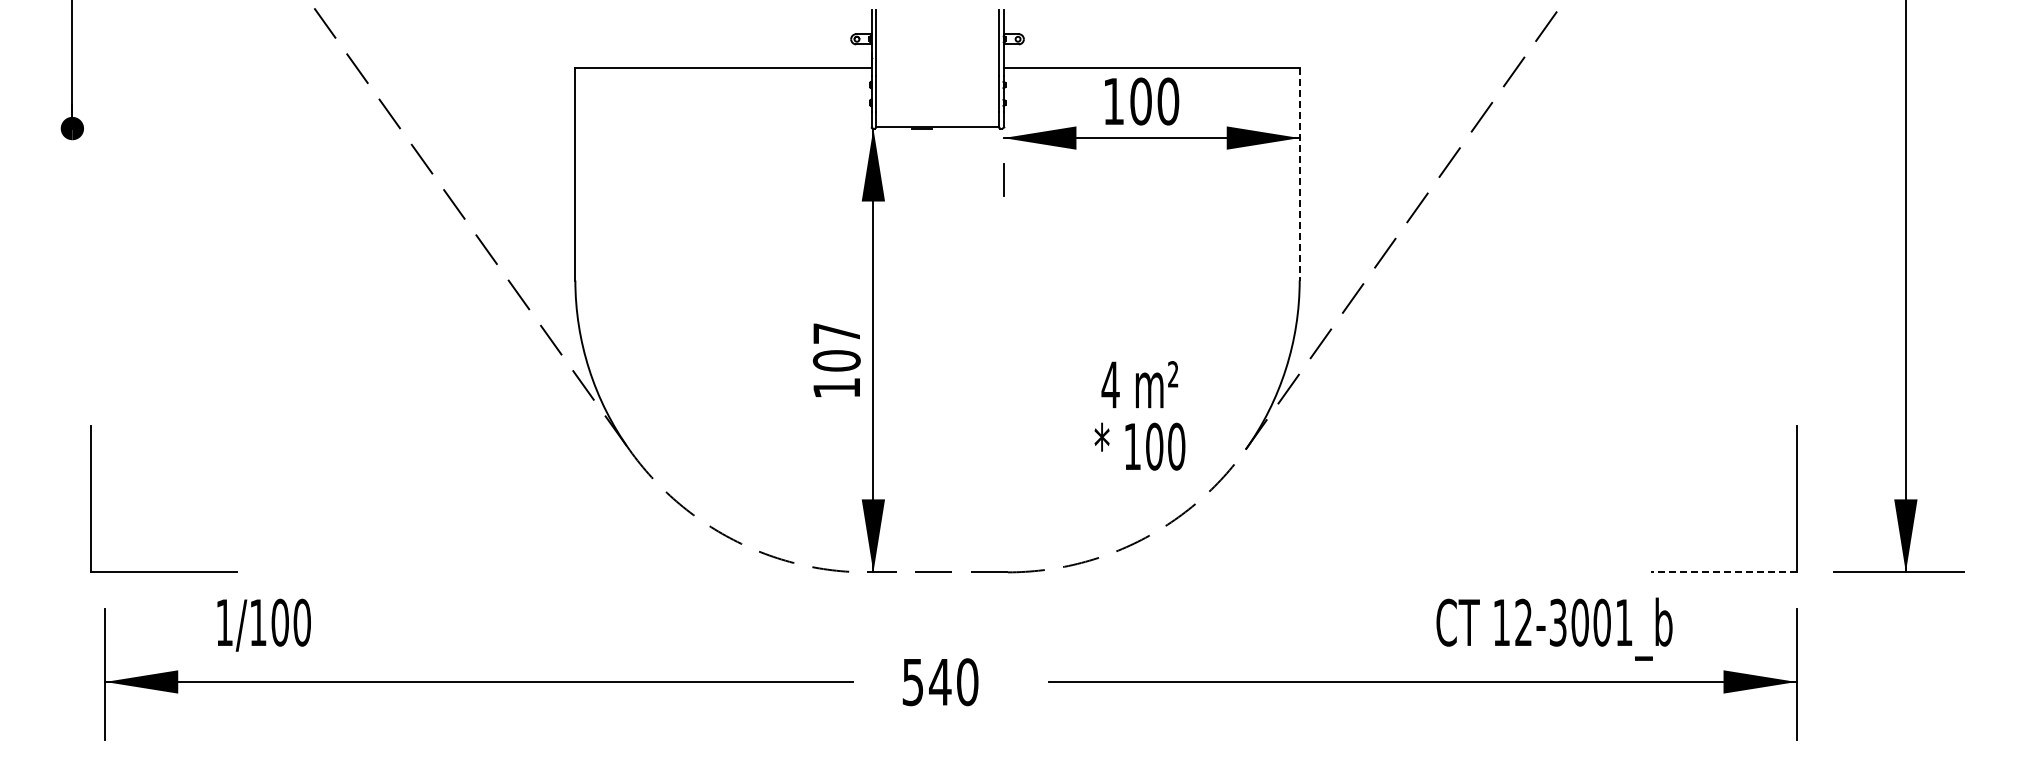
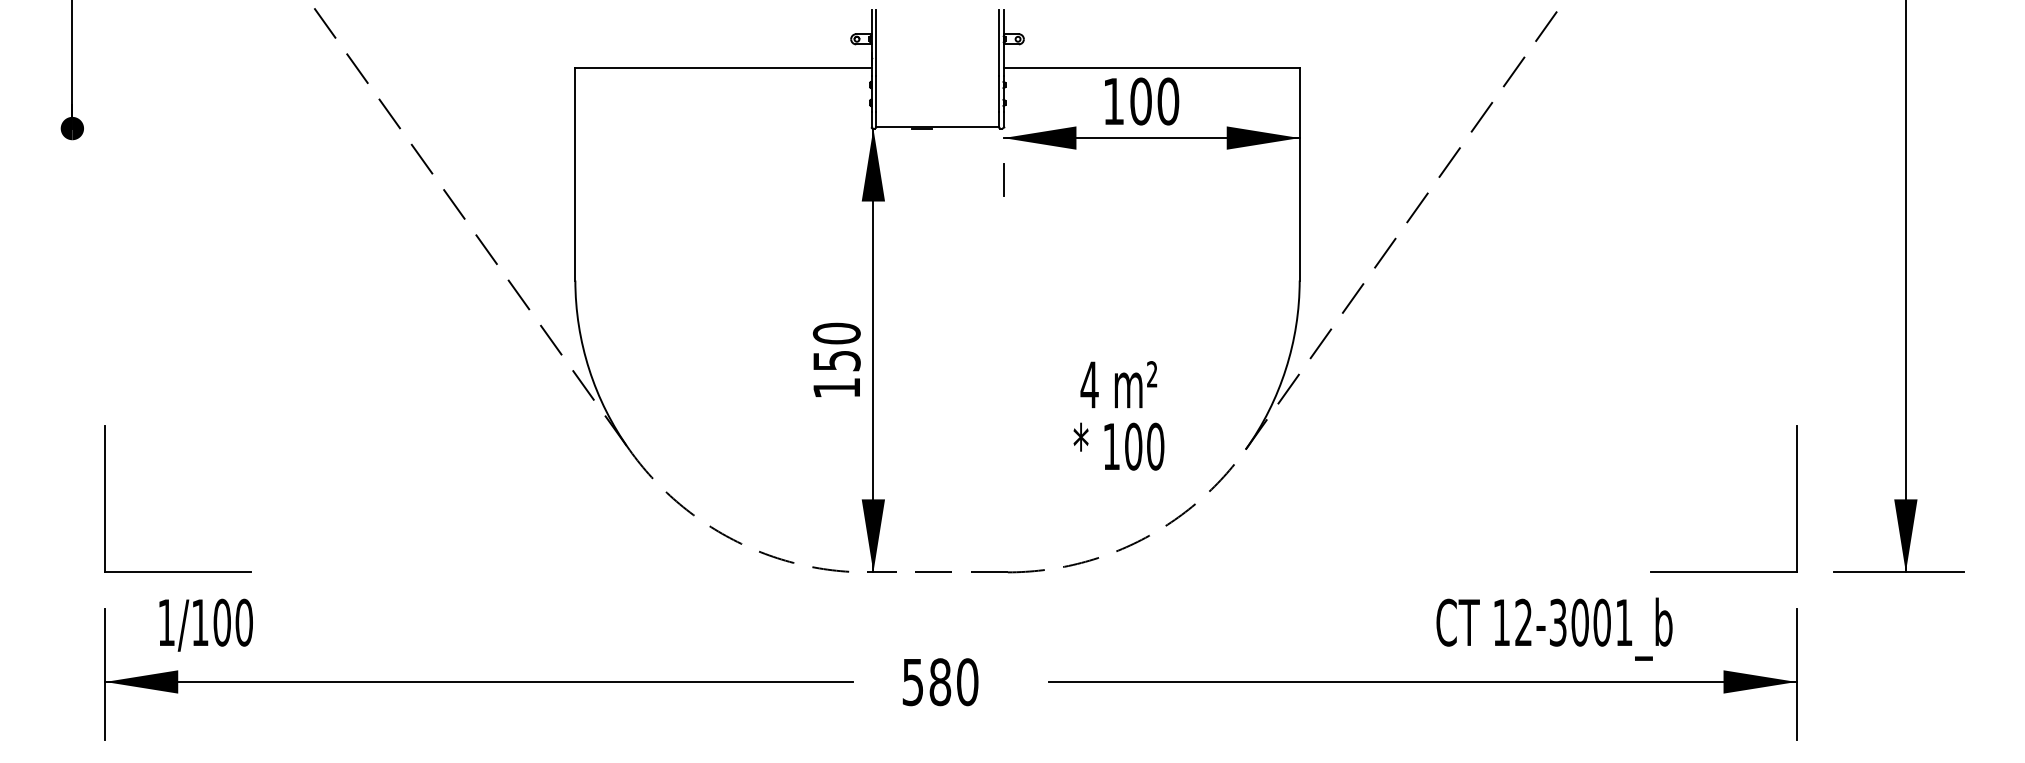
line: dashed -> solid (1299, 174)
text: 107 -> 150 (836, 346)
text position: (1139, 415) -> (1118, 415) (1118, 415)
part position: (91, 498) -> (105, 498) (105, 498)
line: dashed -> solid (1723, 572)
text position: (263, 624) -> (205, 624) (205, 624)
text: 540 -> 580 (940, 682)
